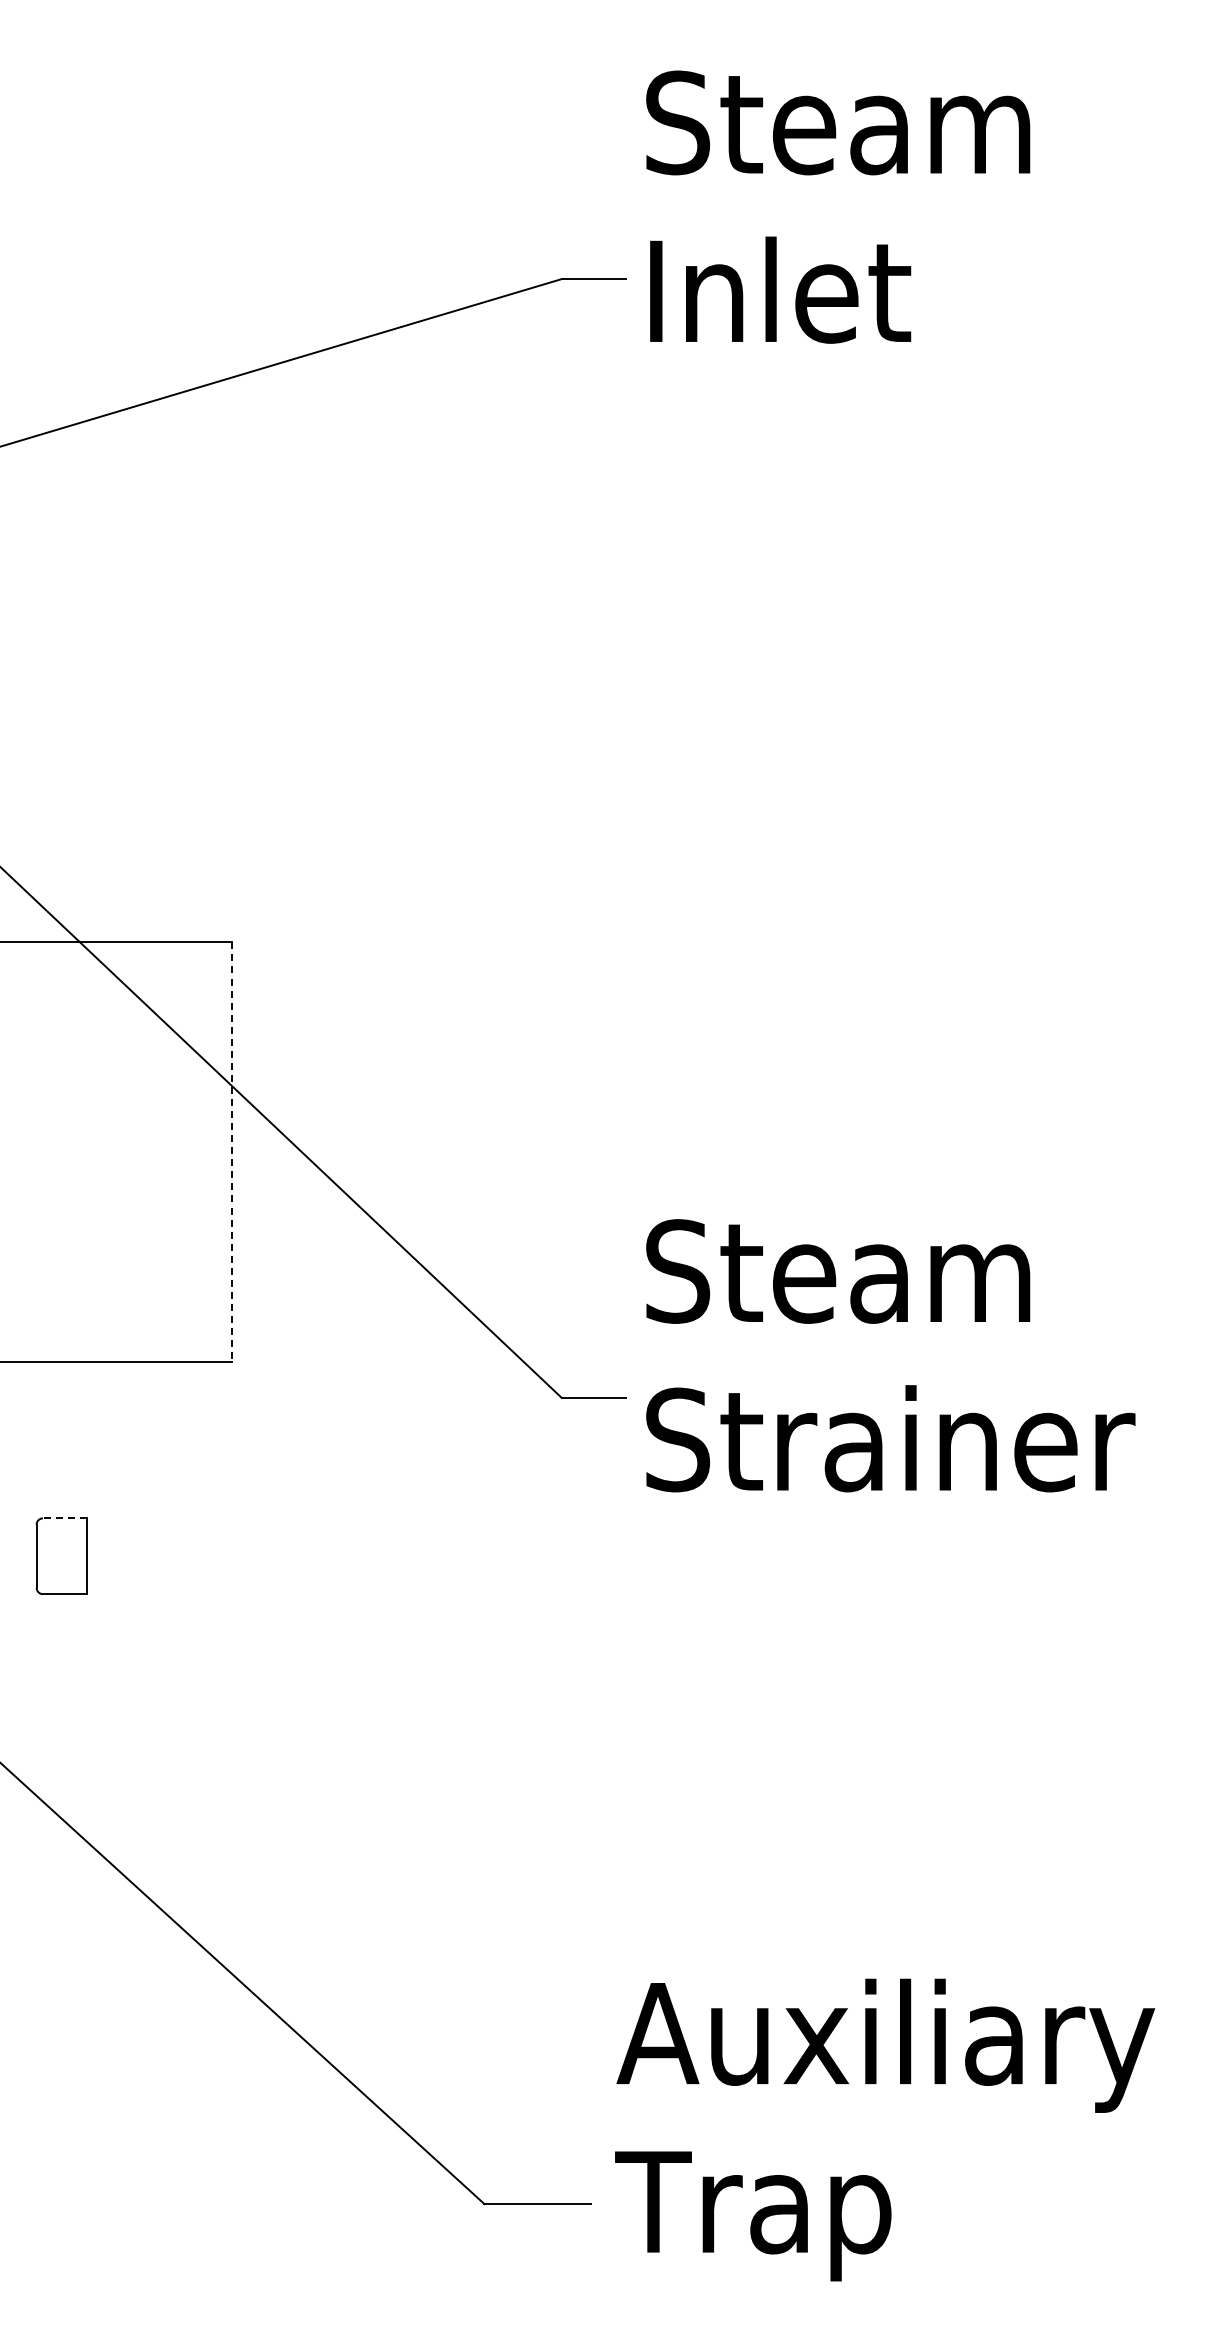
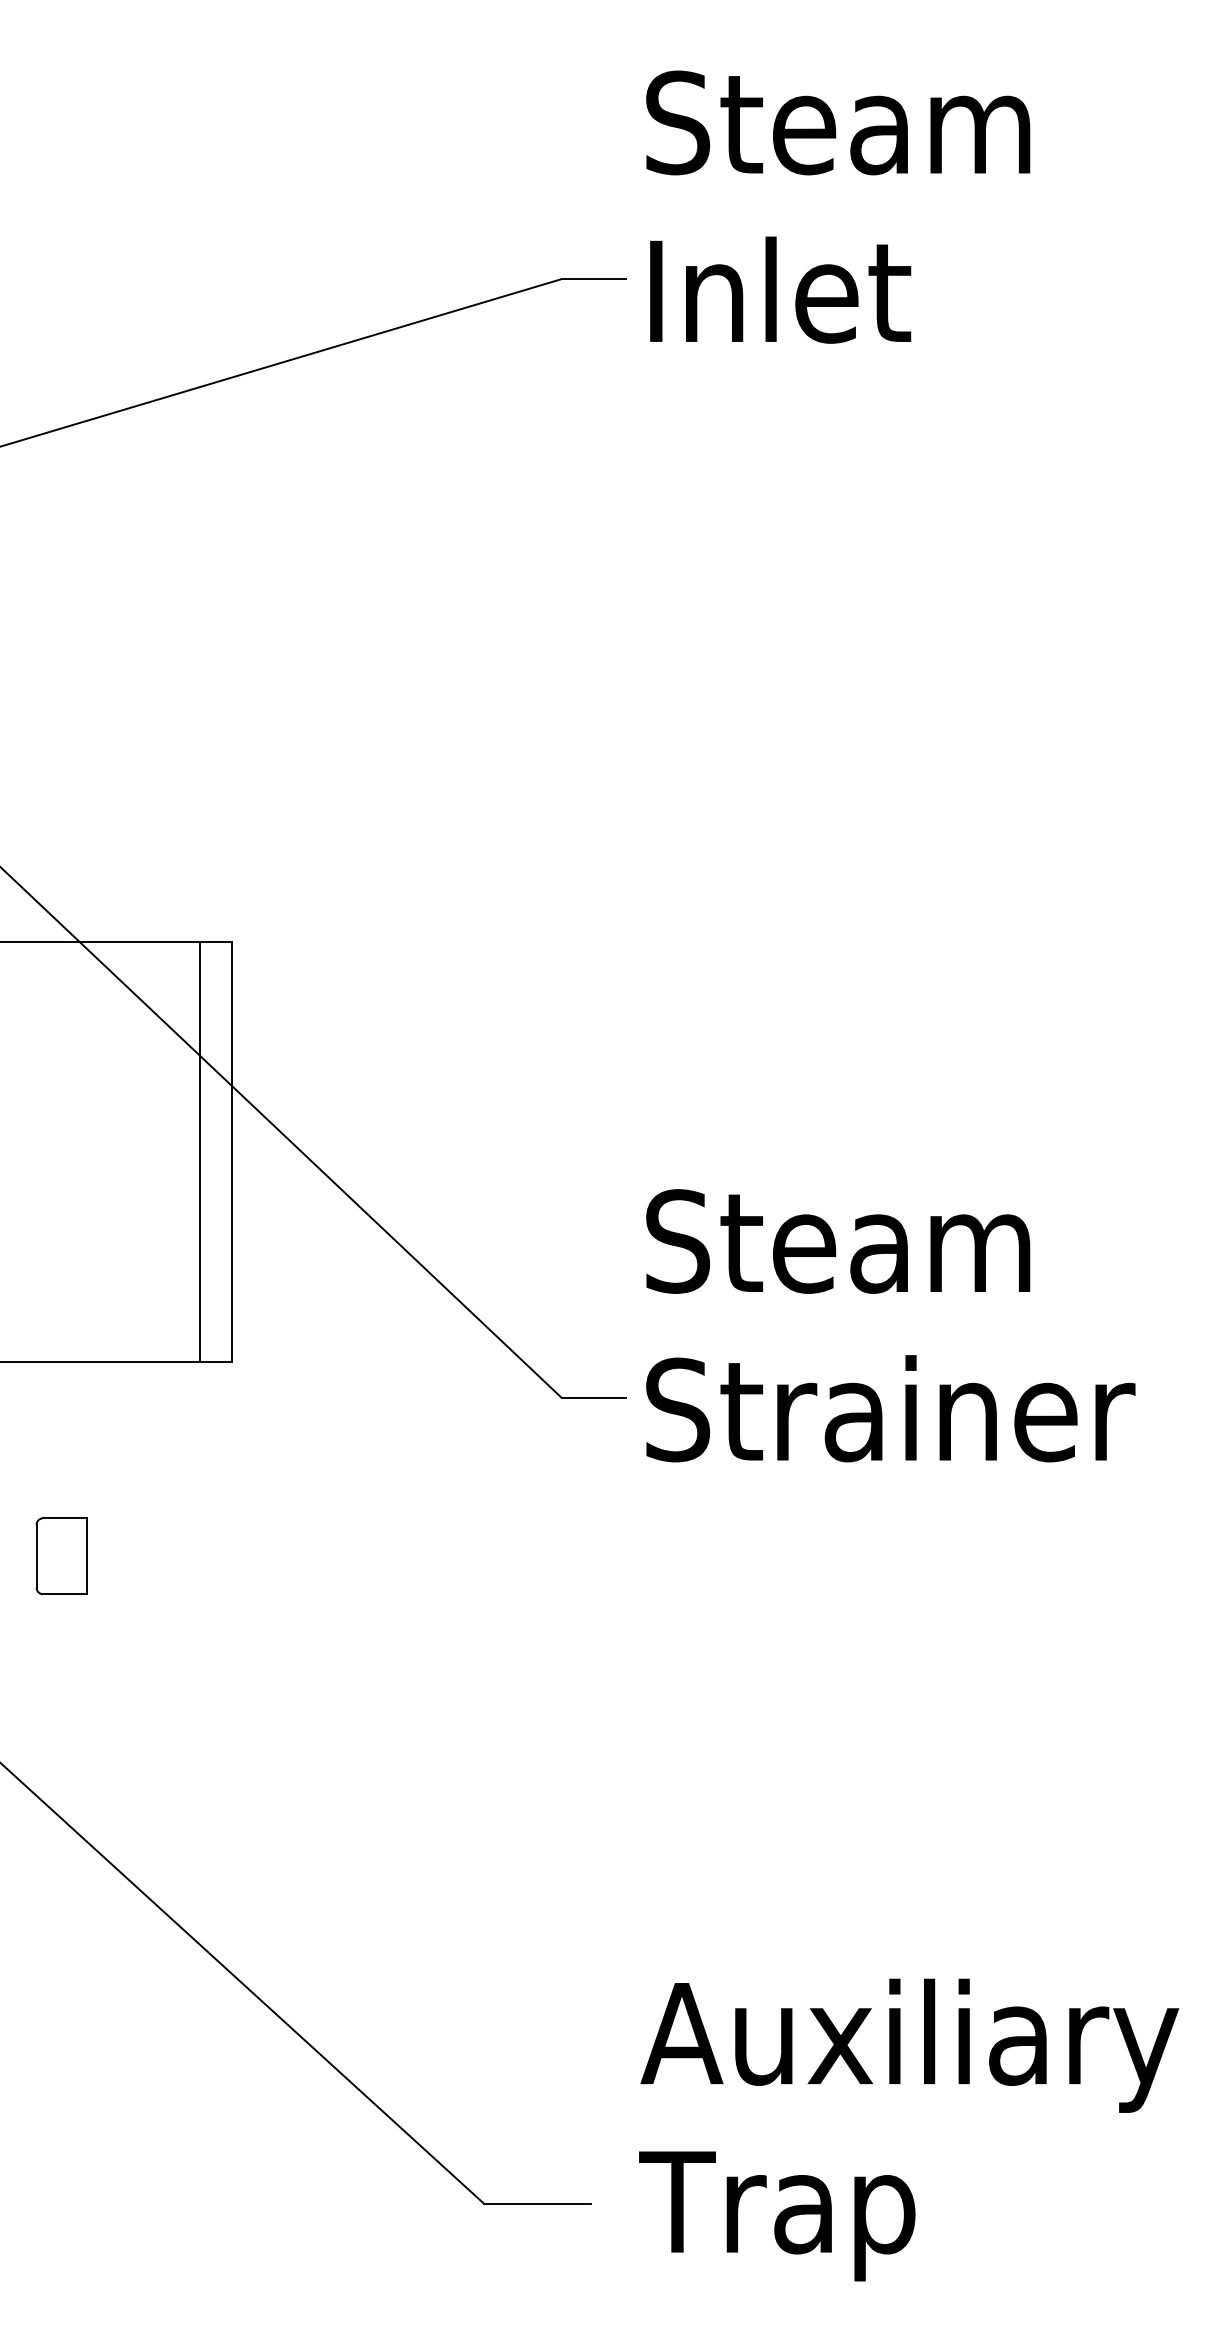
line: none -> present (199, 1152)
line: dashed -> solid (231, 1152)
text position: (890, 1355) -> (890, 1325) (890, 1325)
line: dashed -> solid (64, 1518)
text position: (885, 2129) -> (909, 2129) (909, 2129)
